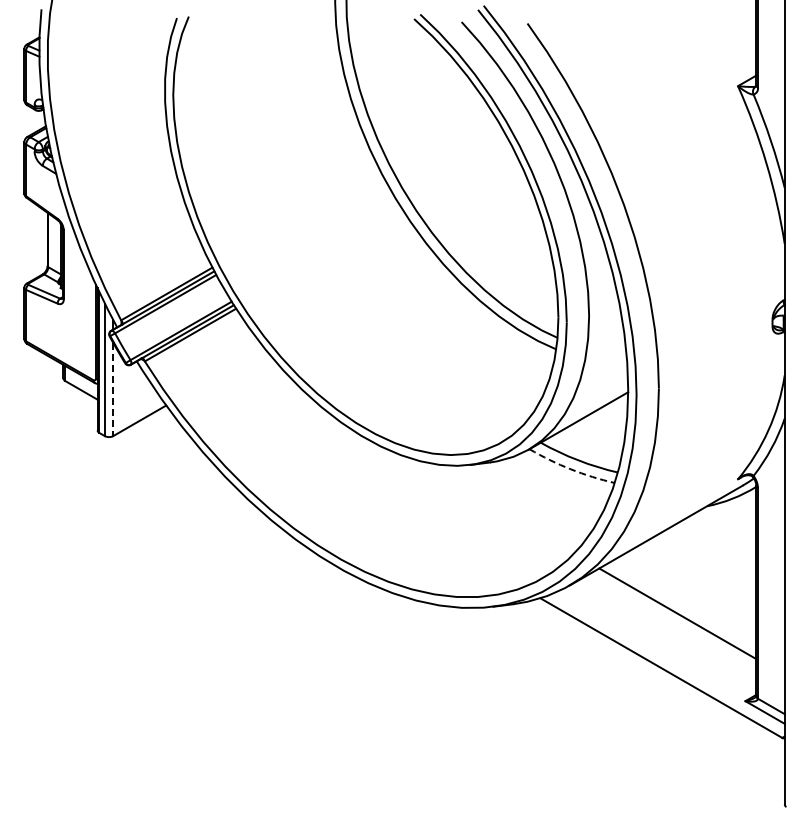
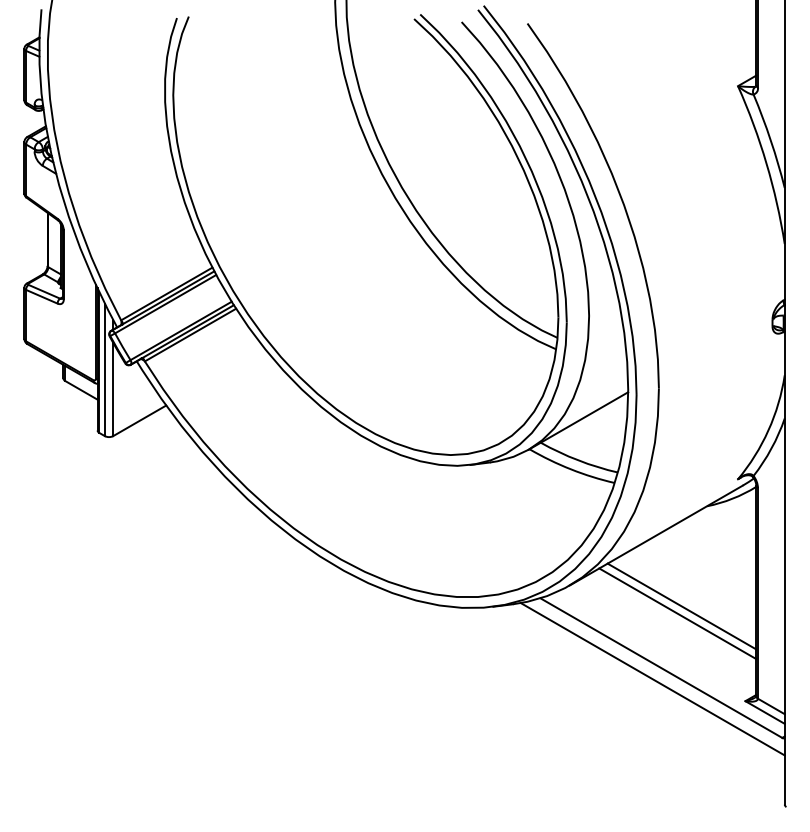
line: dashed -> solid (113, 389)
arc: dashed -> solid (570, 469)
line: none -> present (681, 606)
line: none -> present (652, 679)
